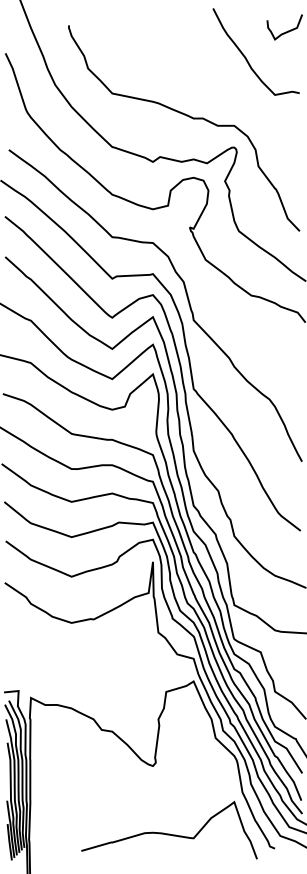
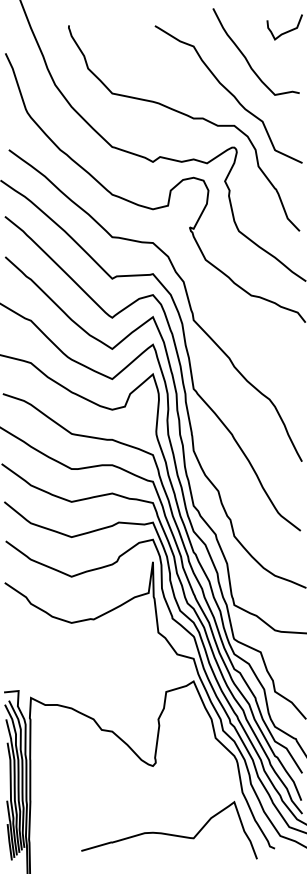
curve: none -> present (229, 93)
